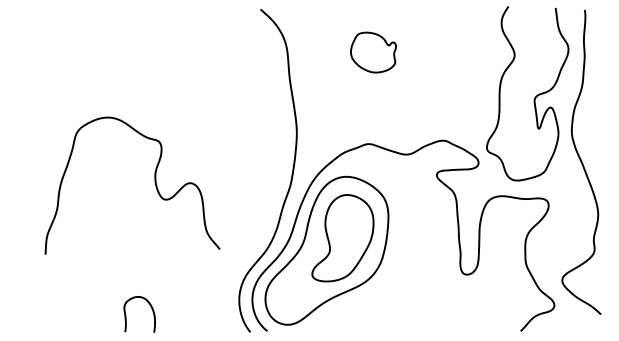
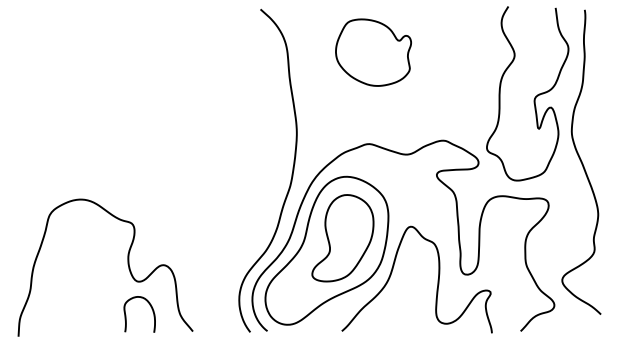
part size: 47x43 px -> 77x69 px (373, 52)
curve position: (154, 182) -> (127, 264) (127, 264)
curve: none -> present (437, 279)
